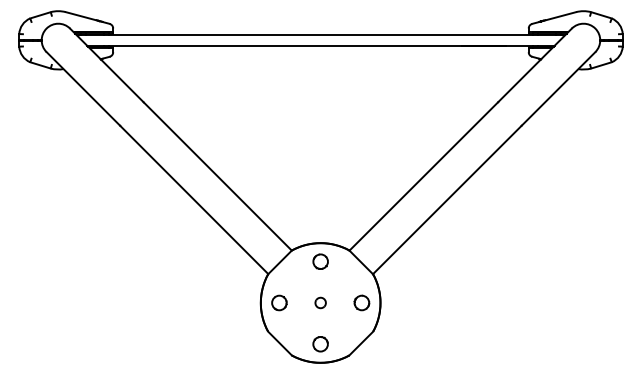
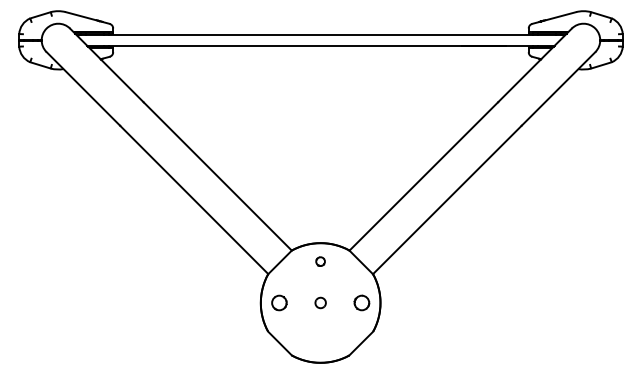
circle size: 17x17 px -> 11x11 px (320, 261)
circle: present -> none (320, 344)
